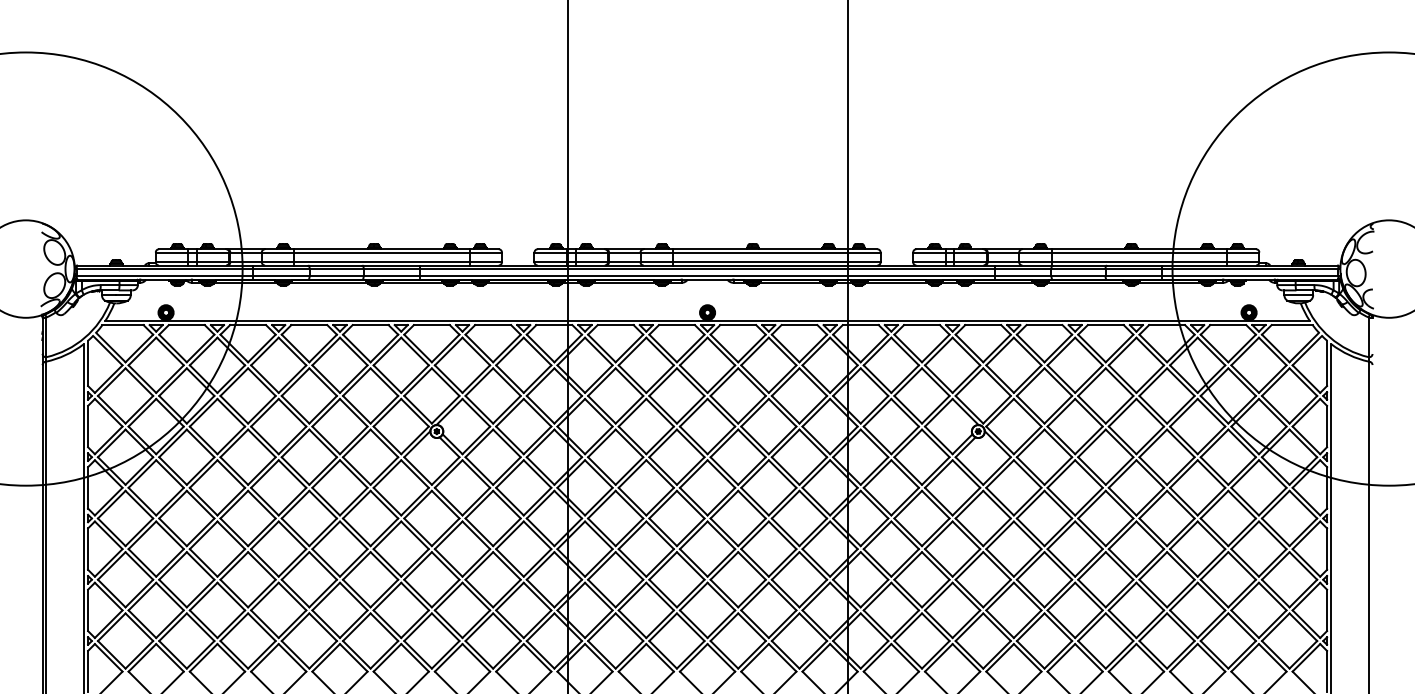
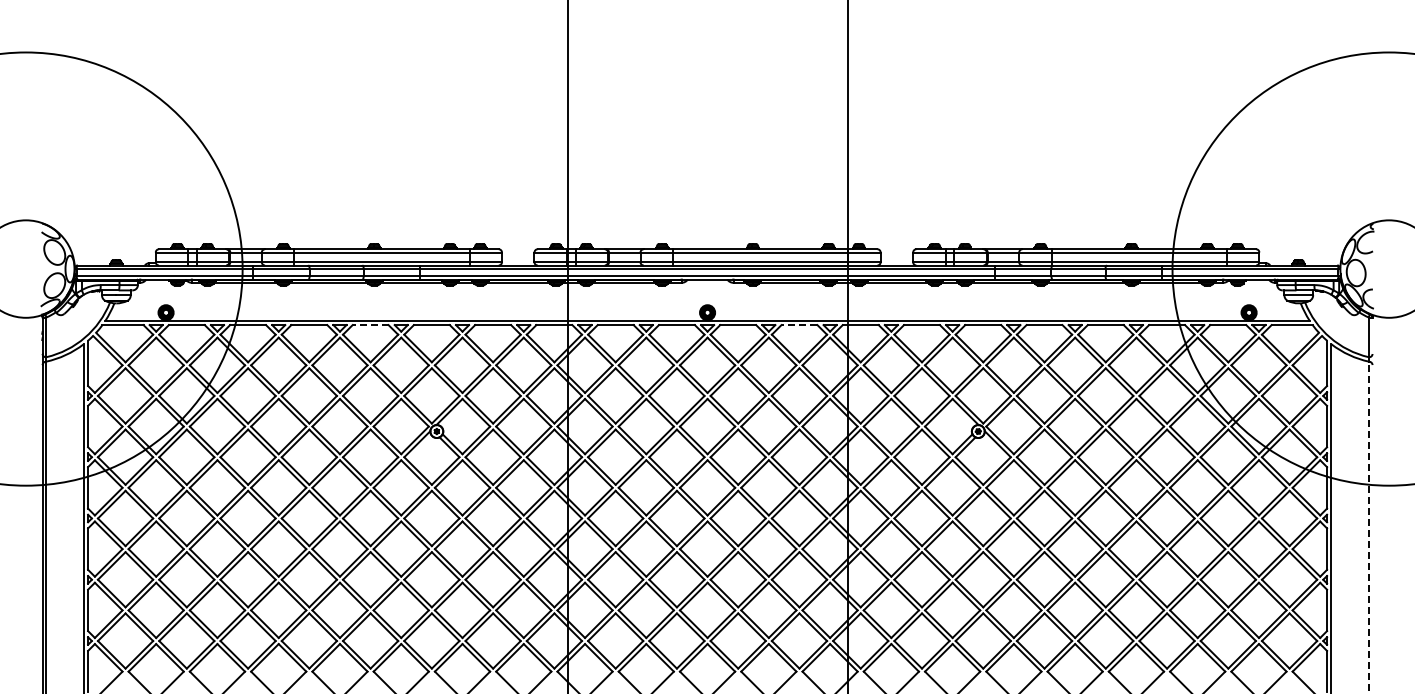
line: solid -> dashed (370, 325)
line: solid -> dashed (799, 325)
line: solid -> dashed (1369, 527)
